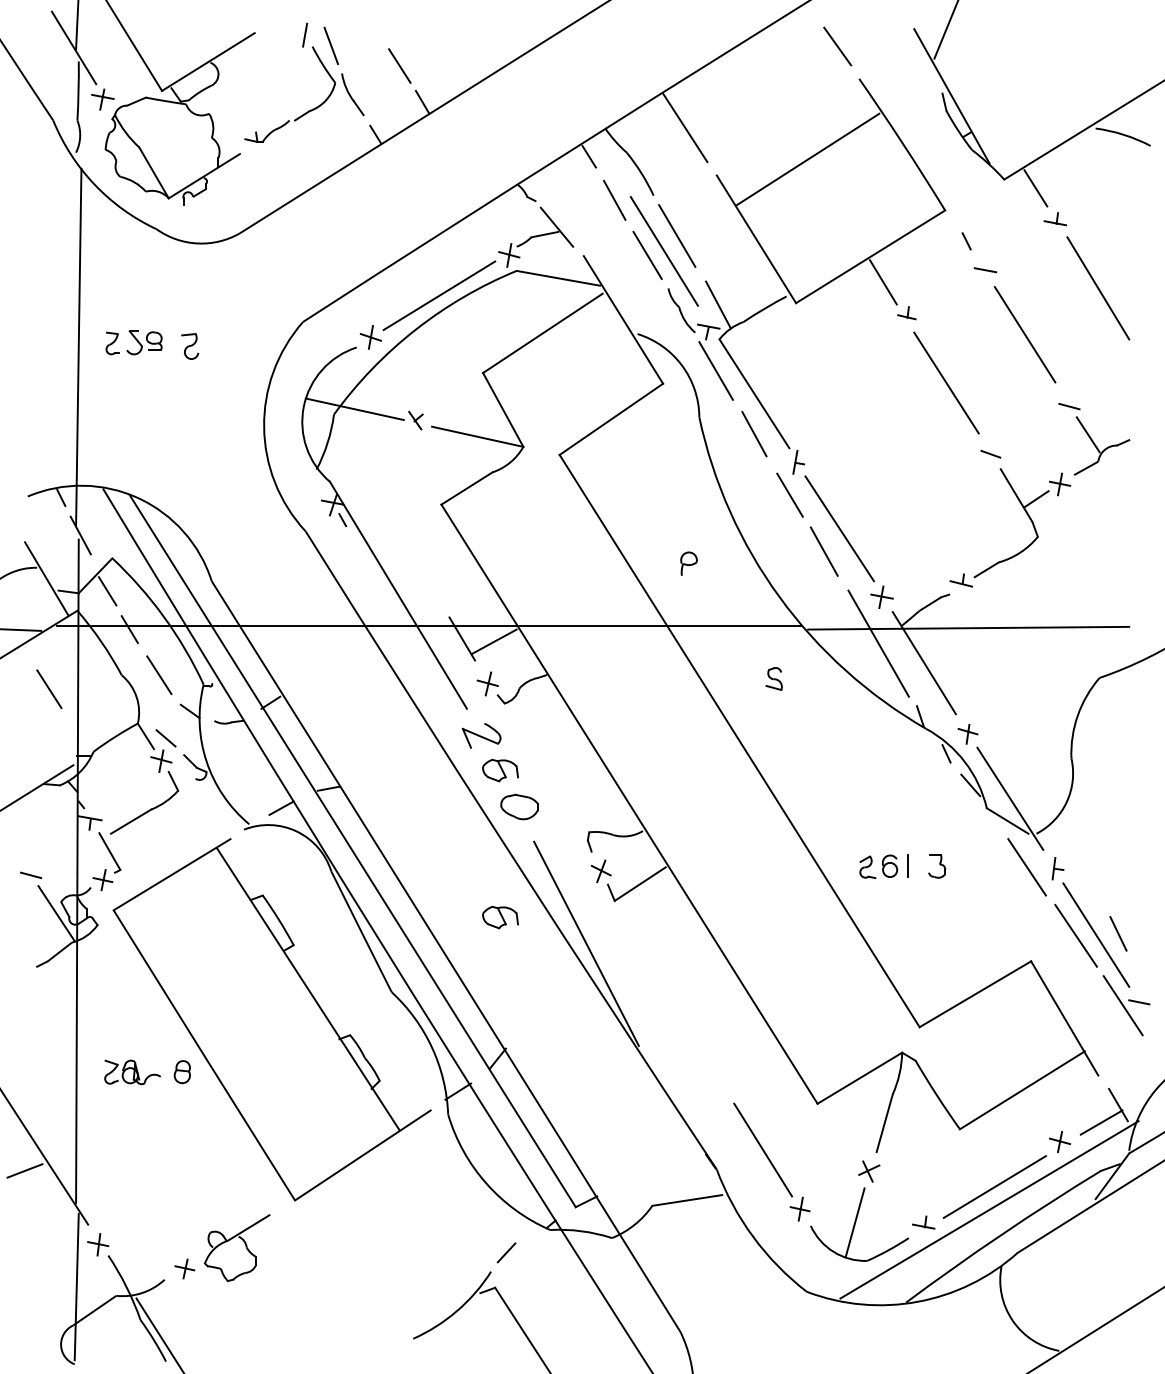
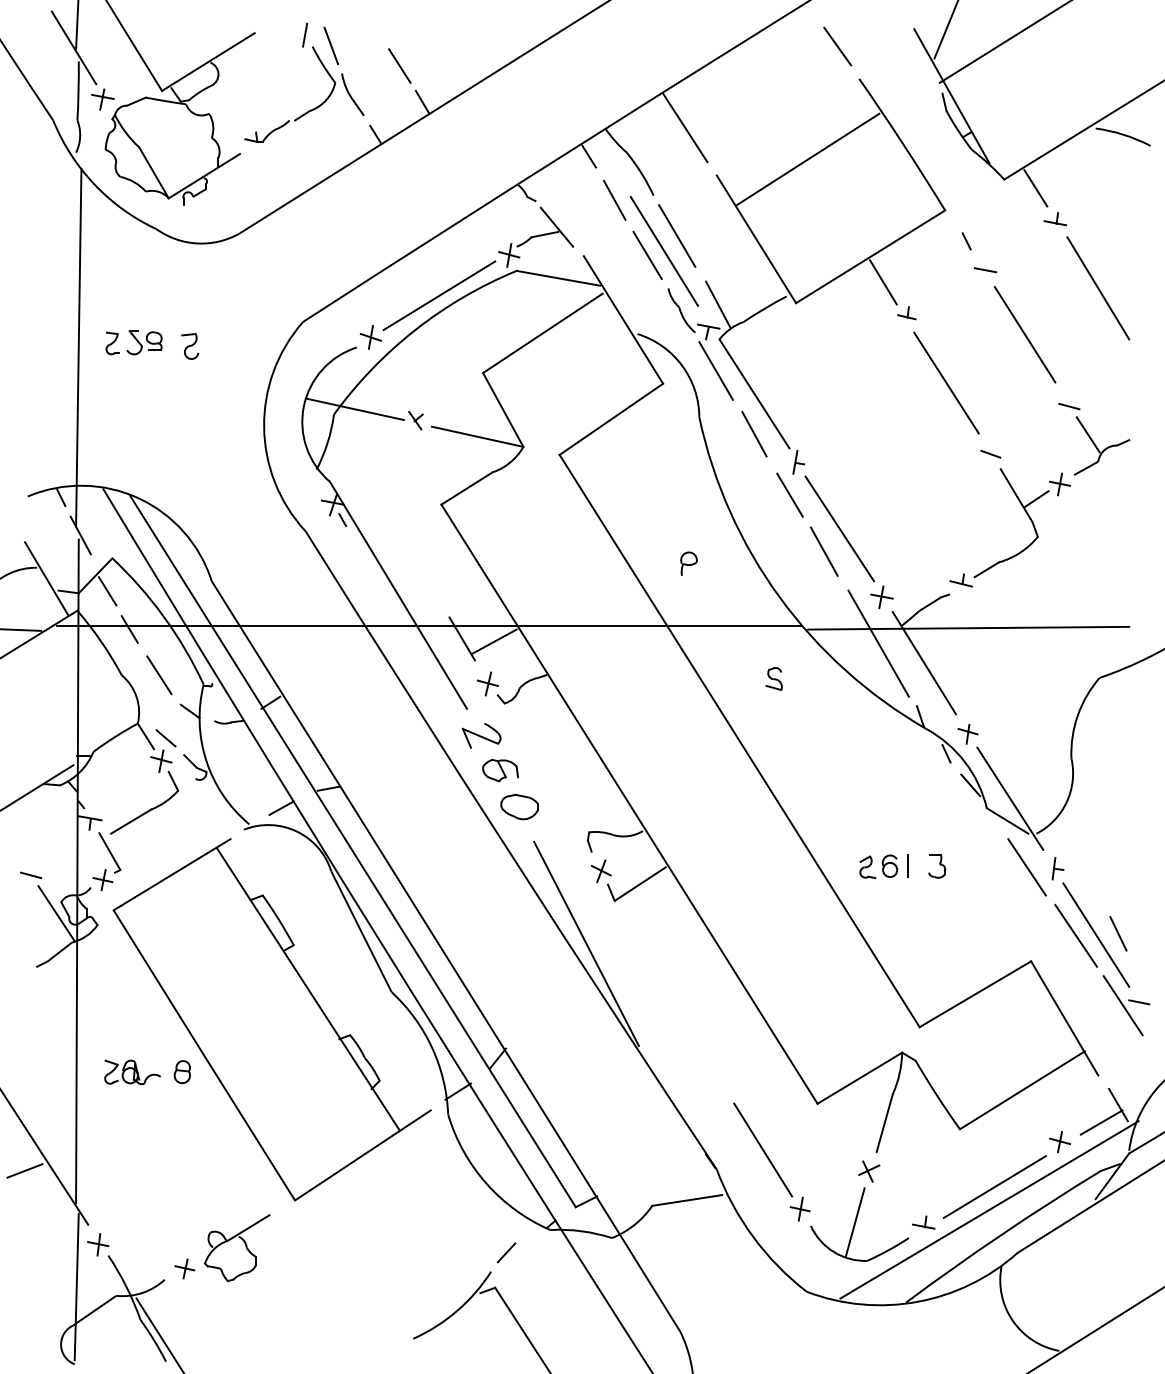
line: none -> present (1003, 42)
line: present -> none (49, 689)
part: present -> none (500, 917)
